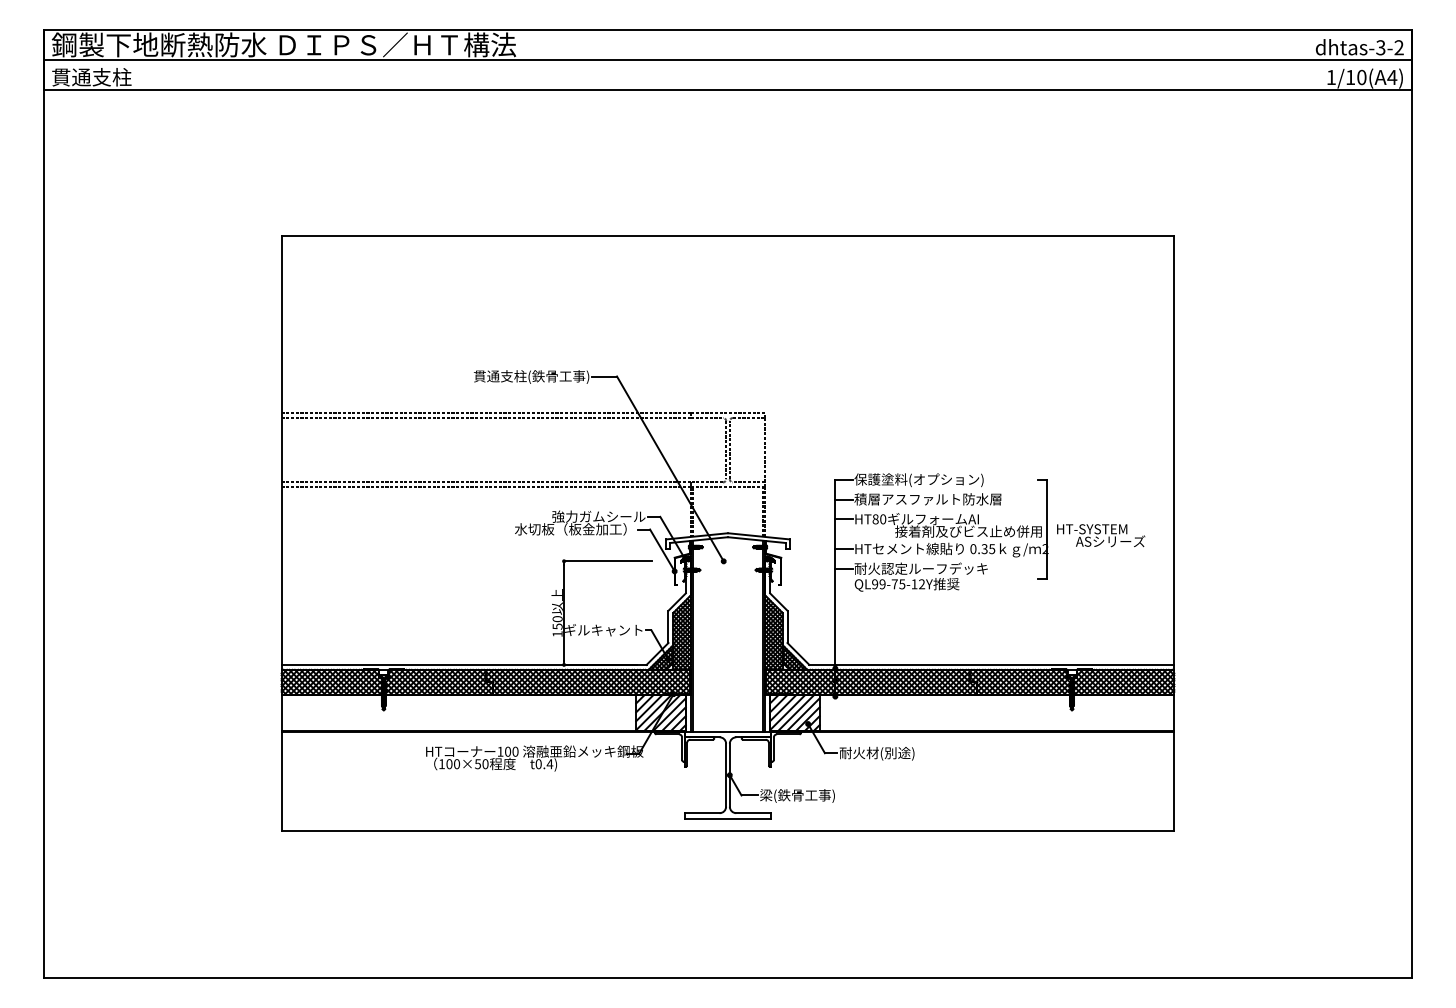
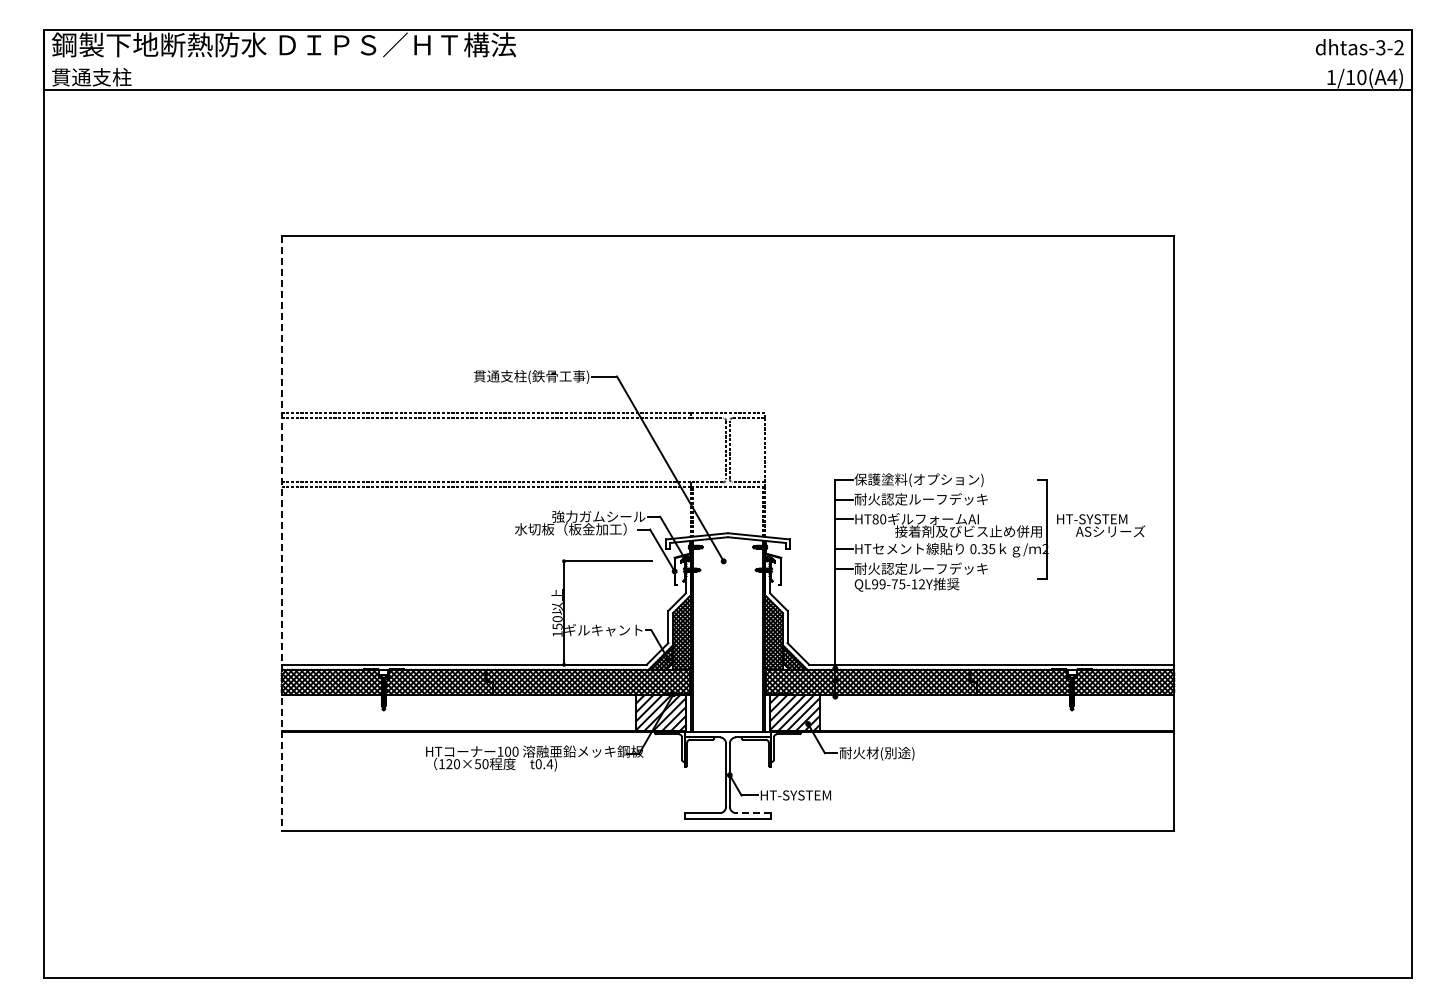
line: present -> none (727, 60)
text: 積層アスファルト防水層 -> 耐火認定ルーフデッキ (927, 499)
line: solid -> dashed (281, 533)
text position: (1101, 535) -> (1101, 525) (1101, 525)
text: 100×50 -> 120×50 (449, 764)
text: 梁(鉄骨工事) -> HT-SYSTEM (797, 795)
line: solid -> dashed (753, 813)
